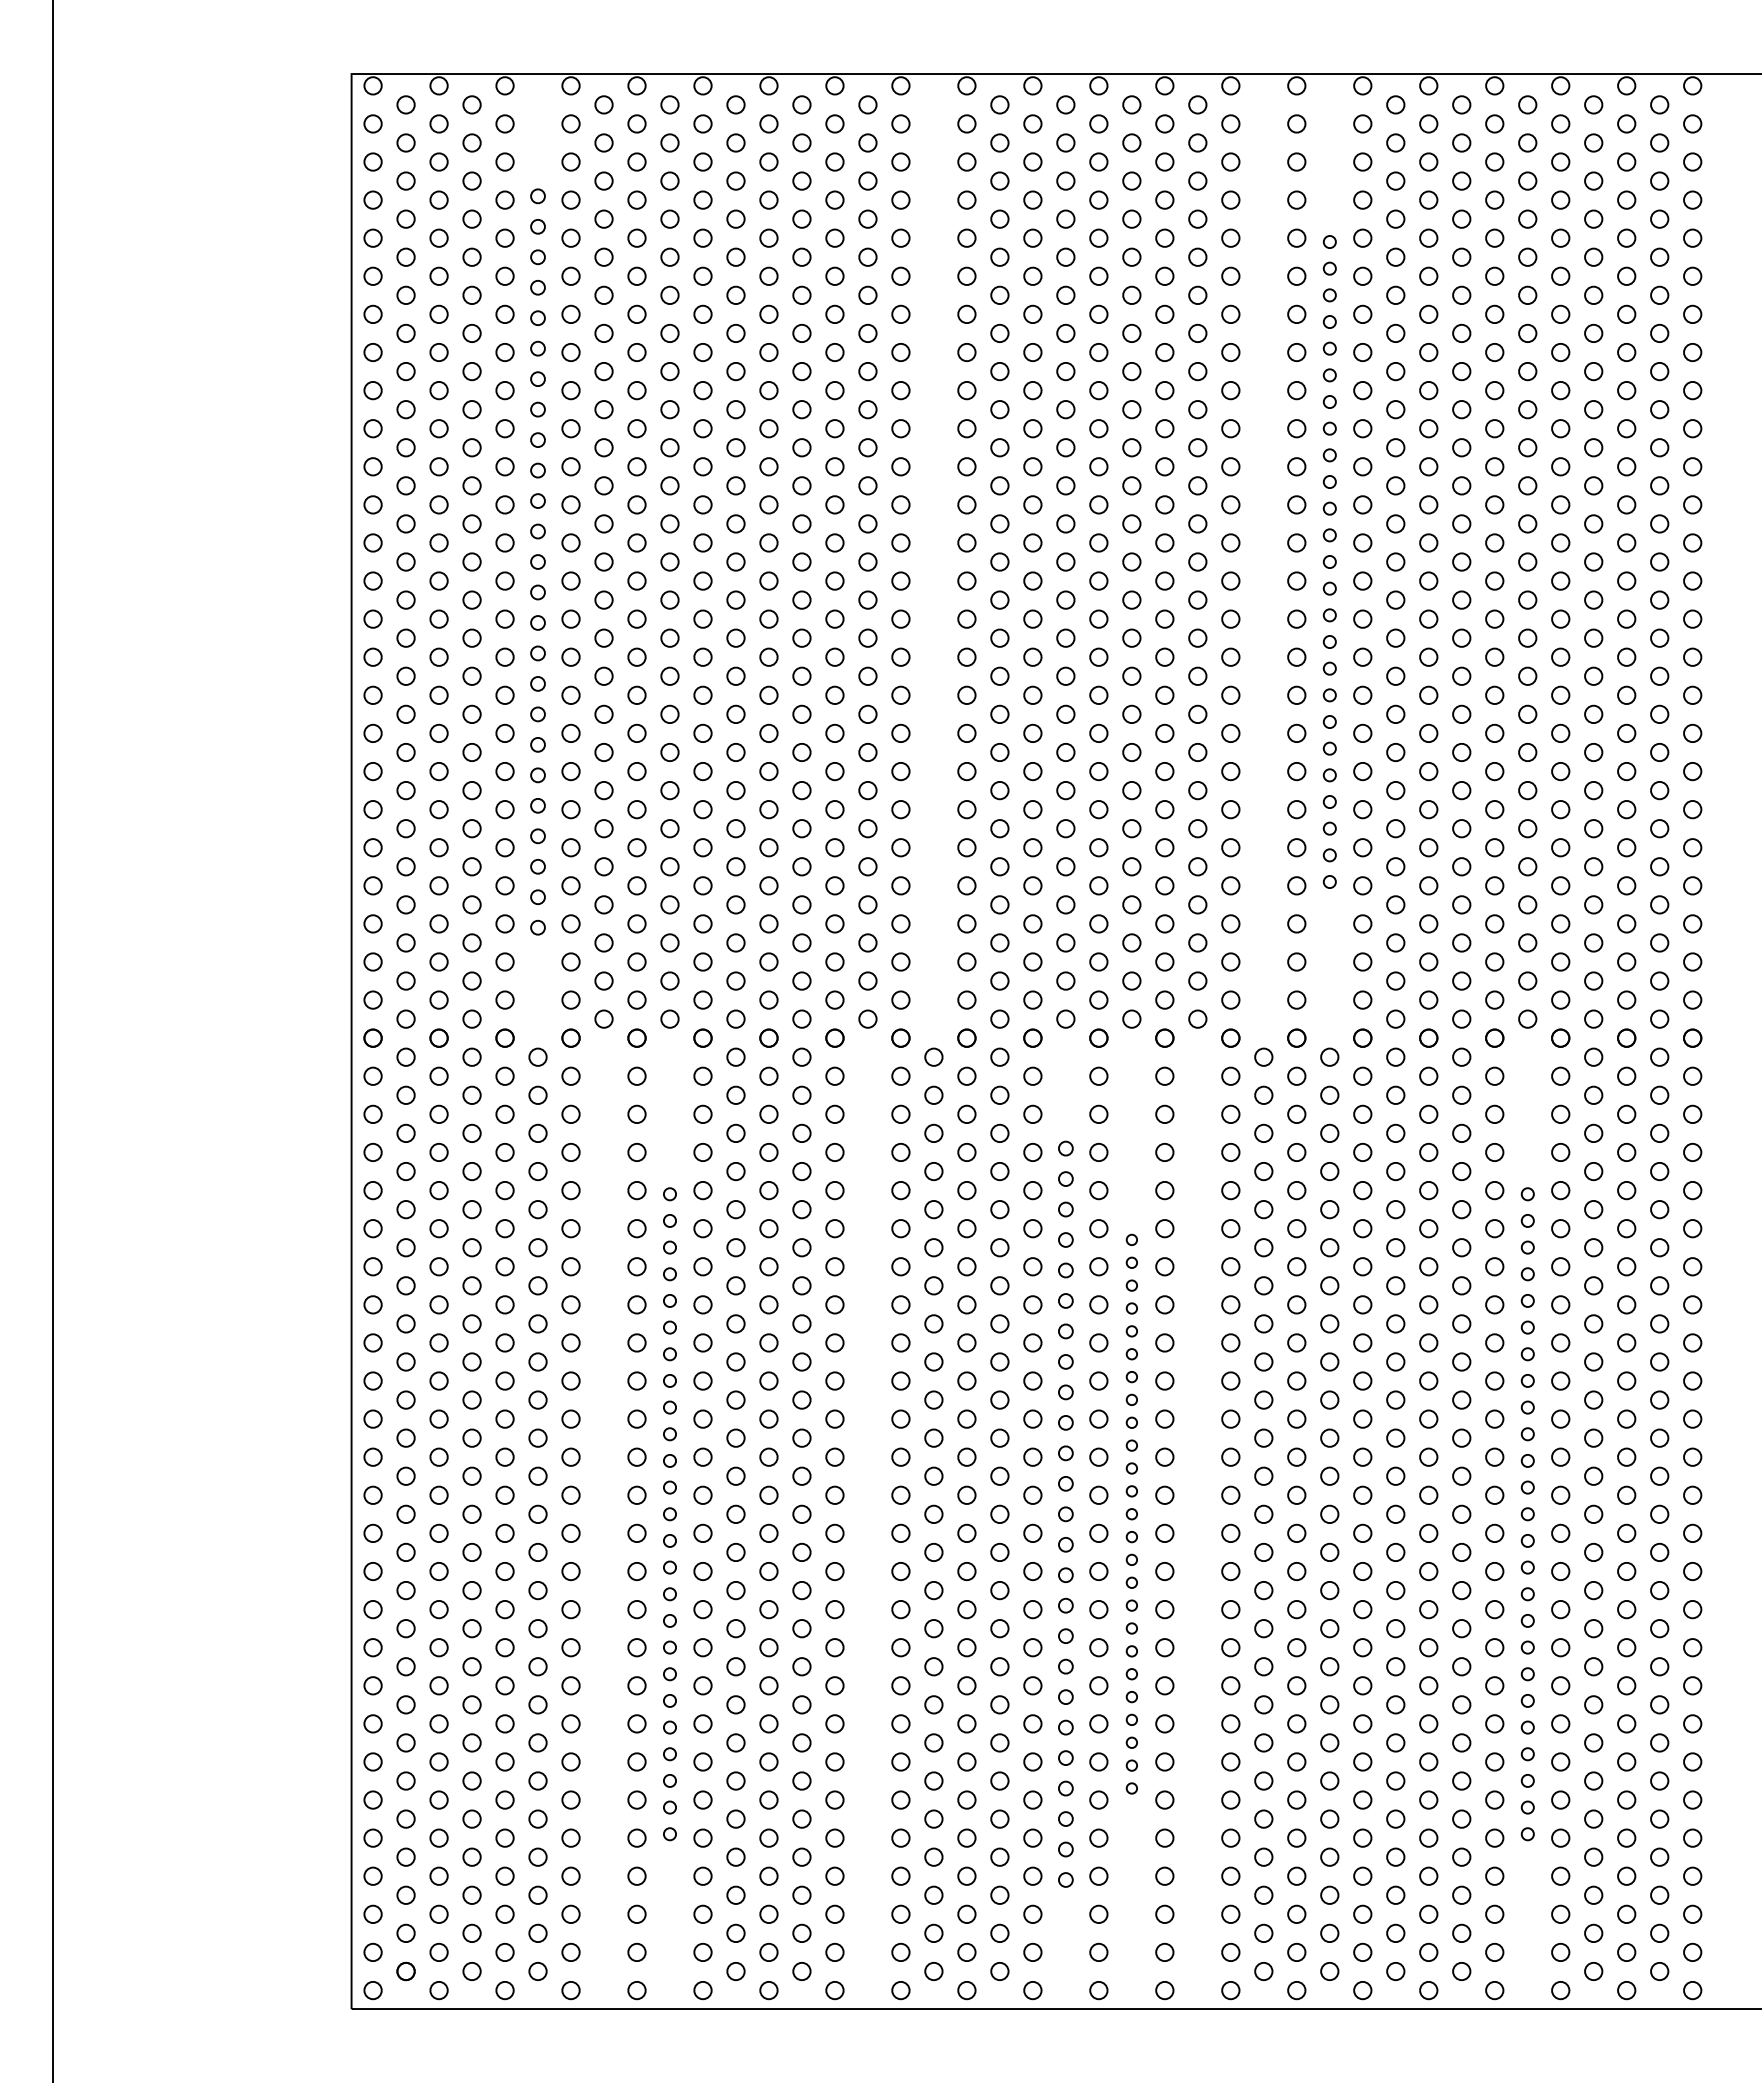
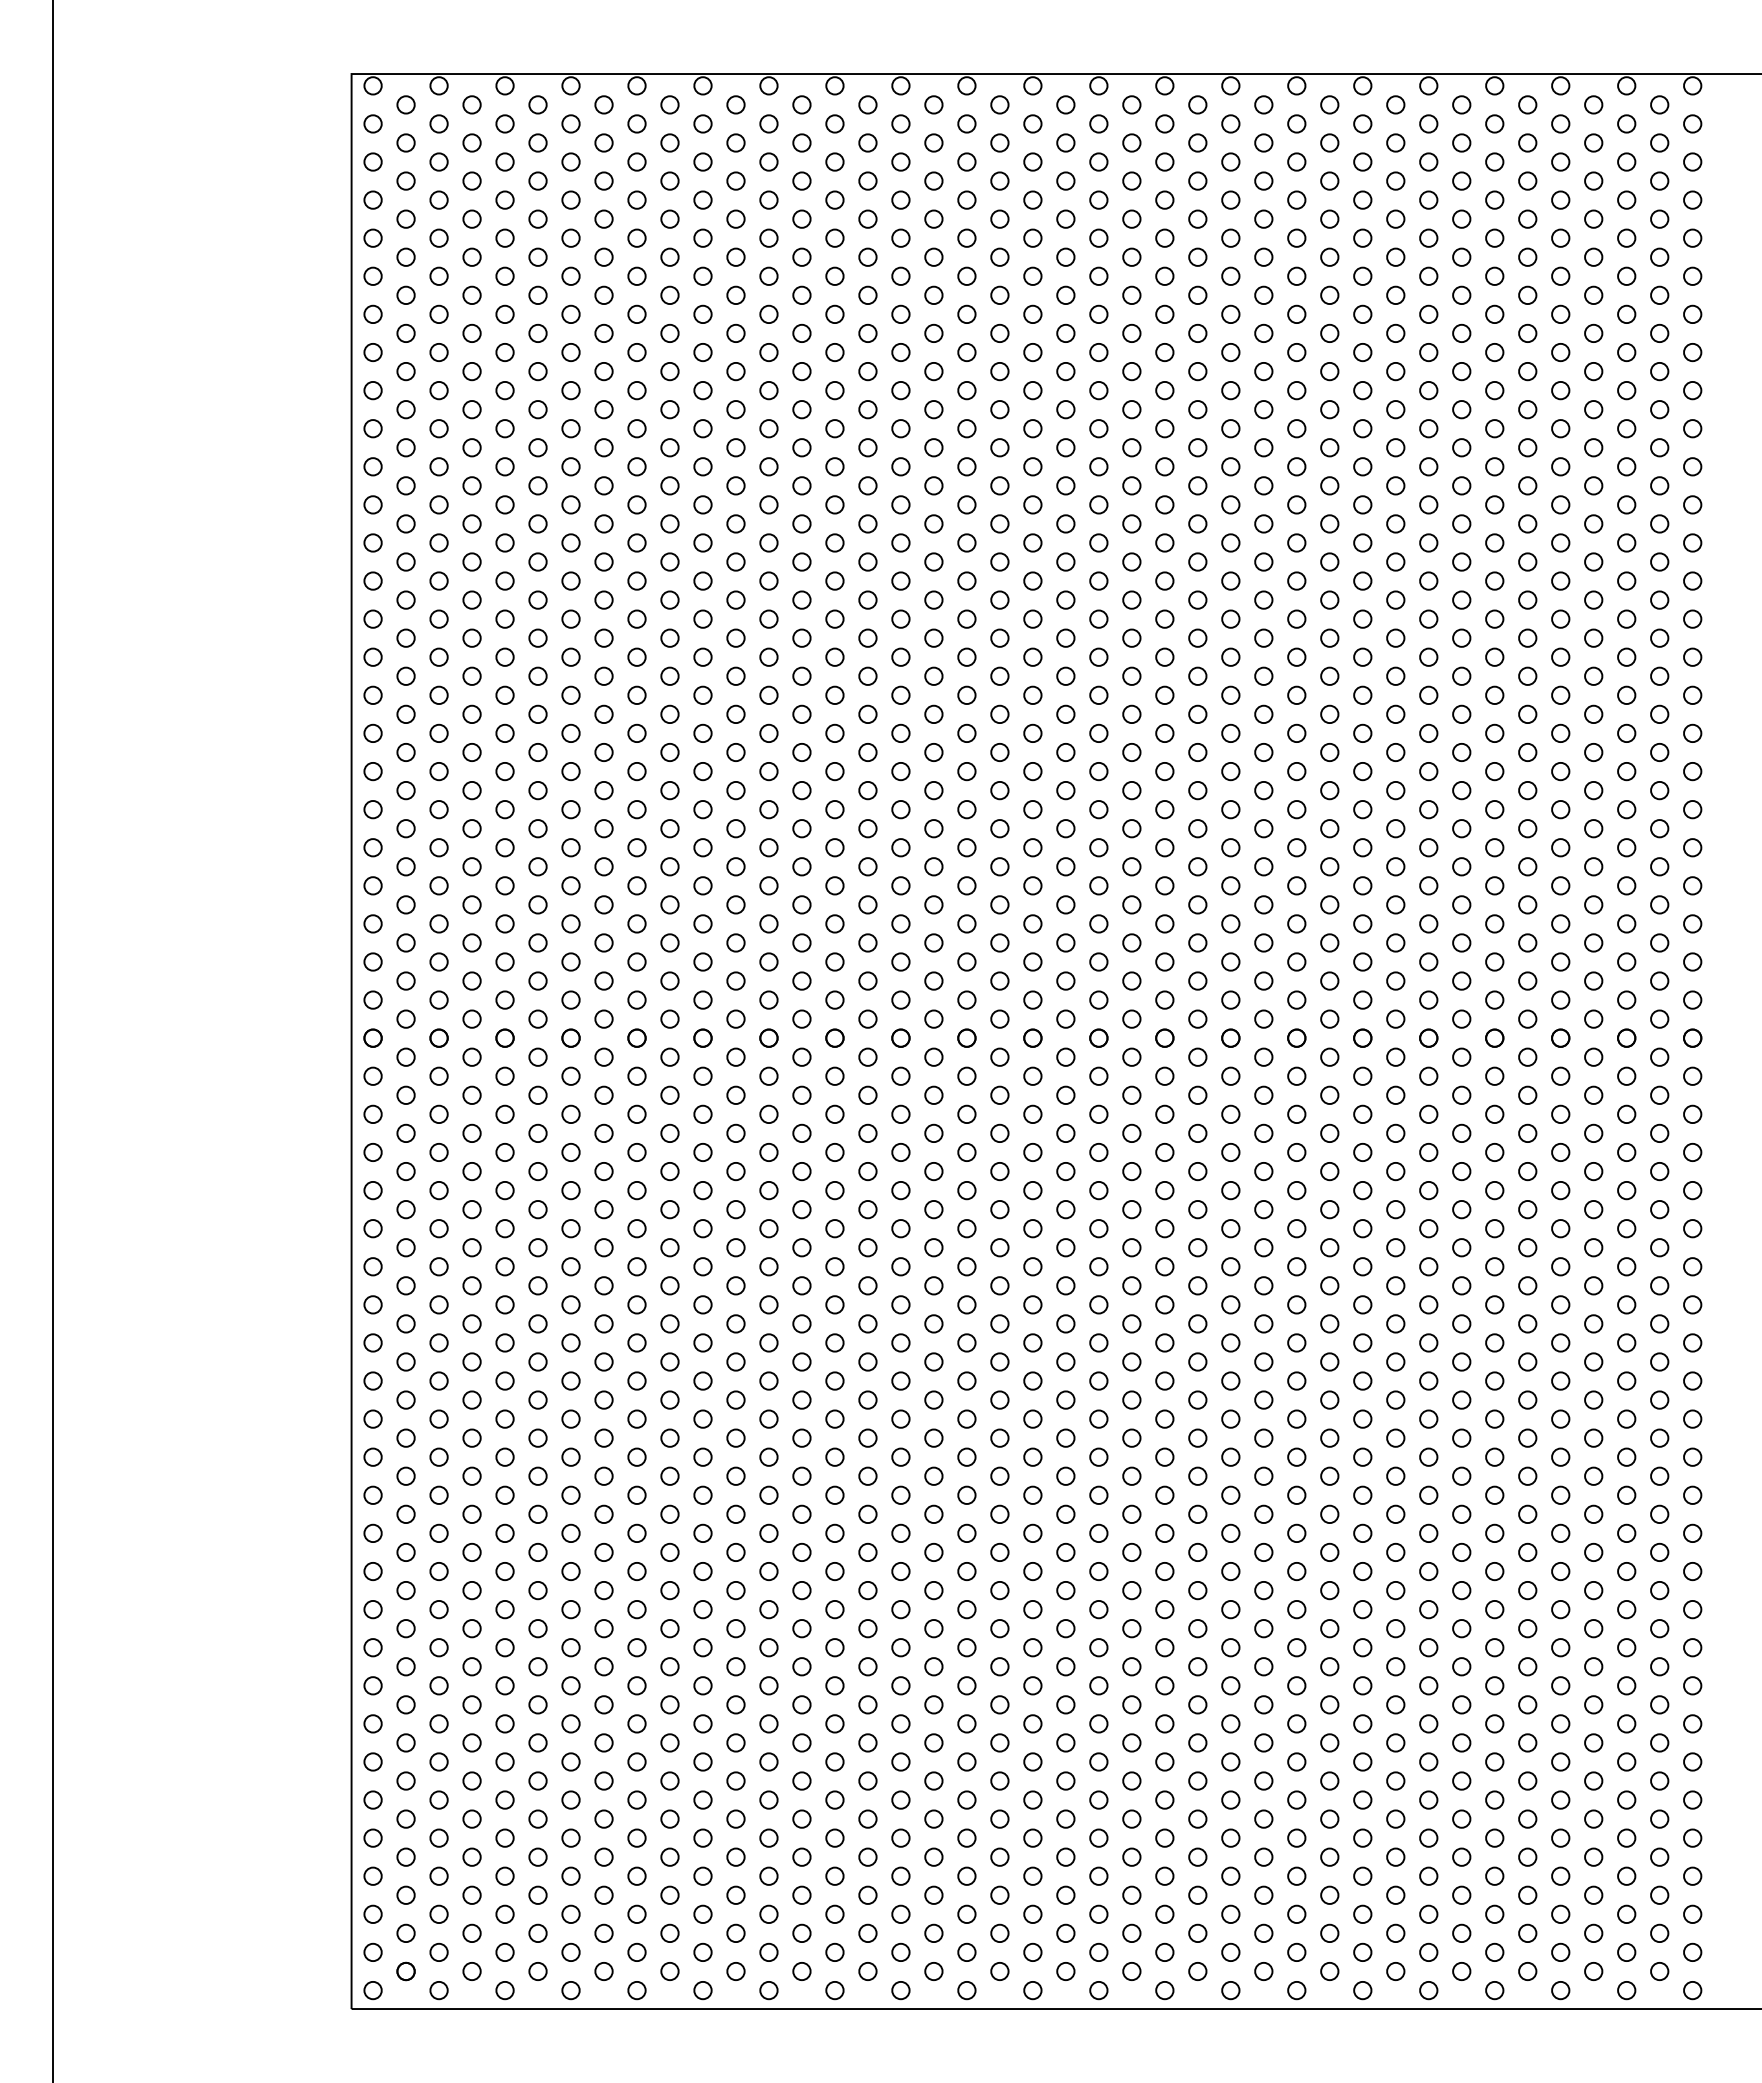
part size: 16x748 px -> 20x934 px (537, 561)
part: none -> present (933, 561)
part: none -> present (1263, 561)
part size: 15x654 px -> 20x934 px (1329, 561)
part: none -> present (603, 1513)
part: none -> present (867, 1513)
part size: 16x748 px -> 20x934 px (1065, 1513)
part size: 13x562 px -> 20x934 px (1131, 1513)
part: none -> present (1197, 1513)
part size: 14x655 px -> 20x934 px (669, 1513)
part size: 15x655 px -> 20x934 px (1527, 1513)
